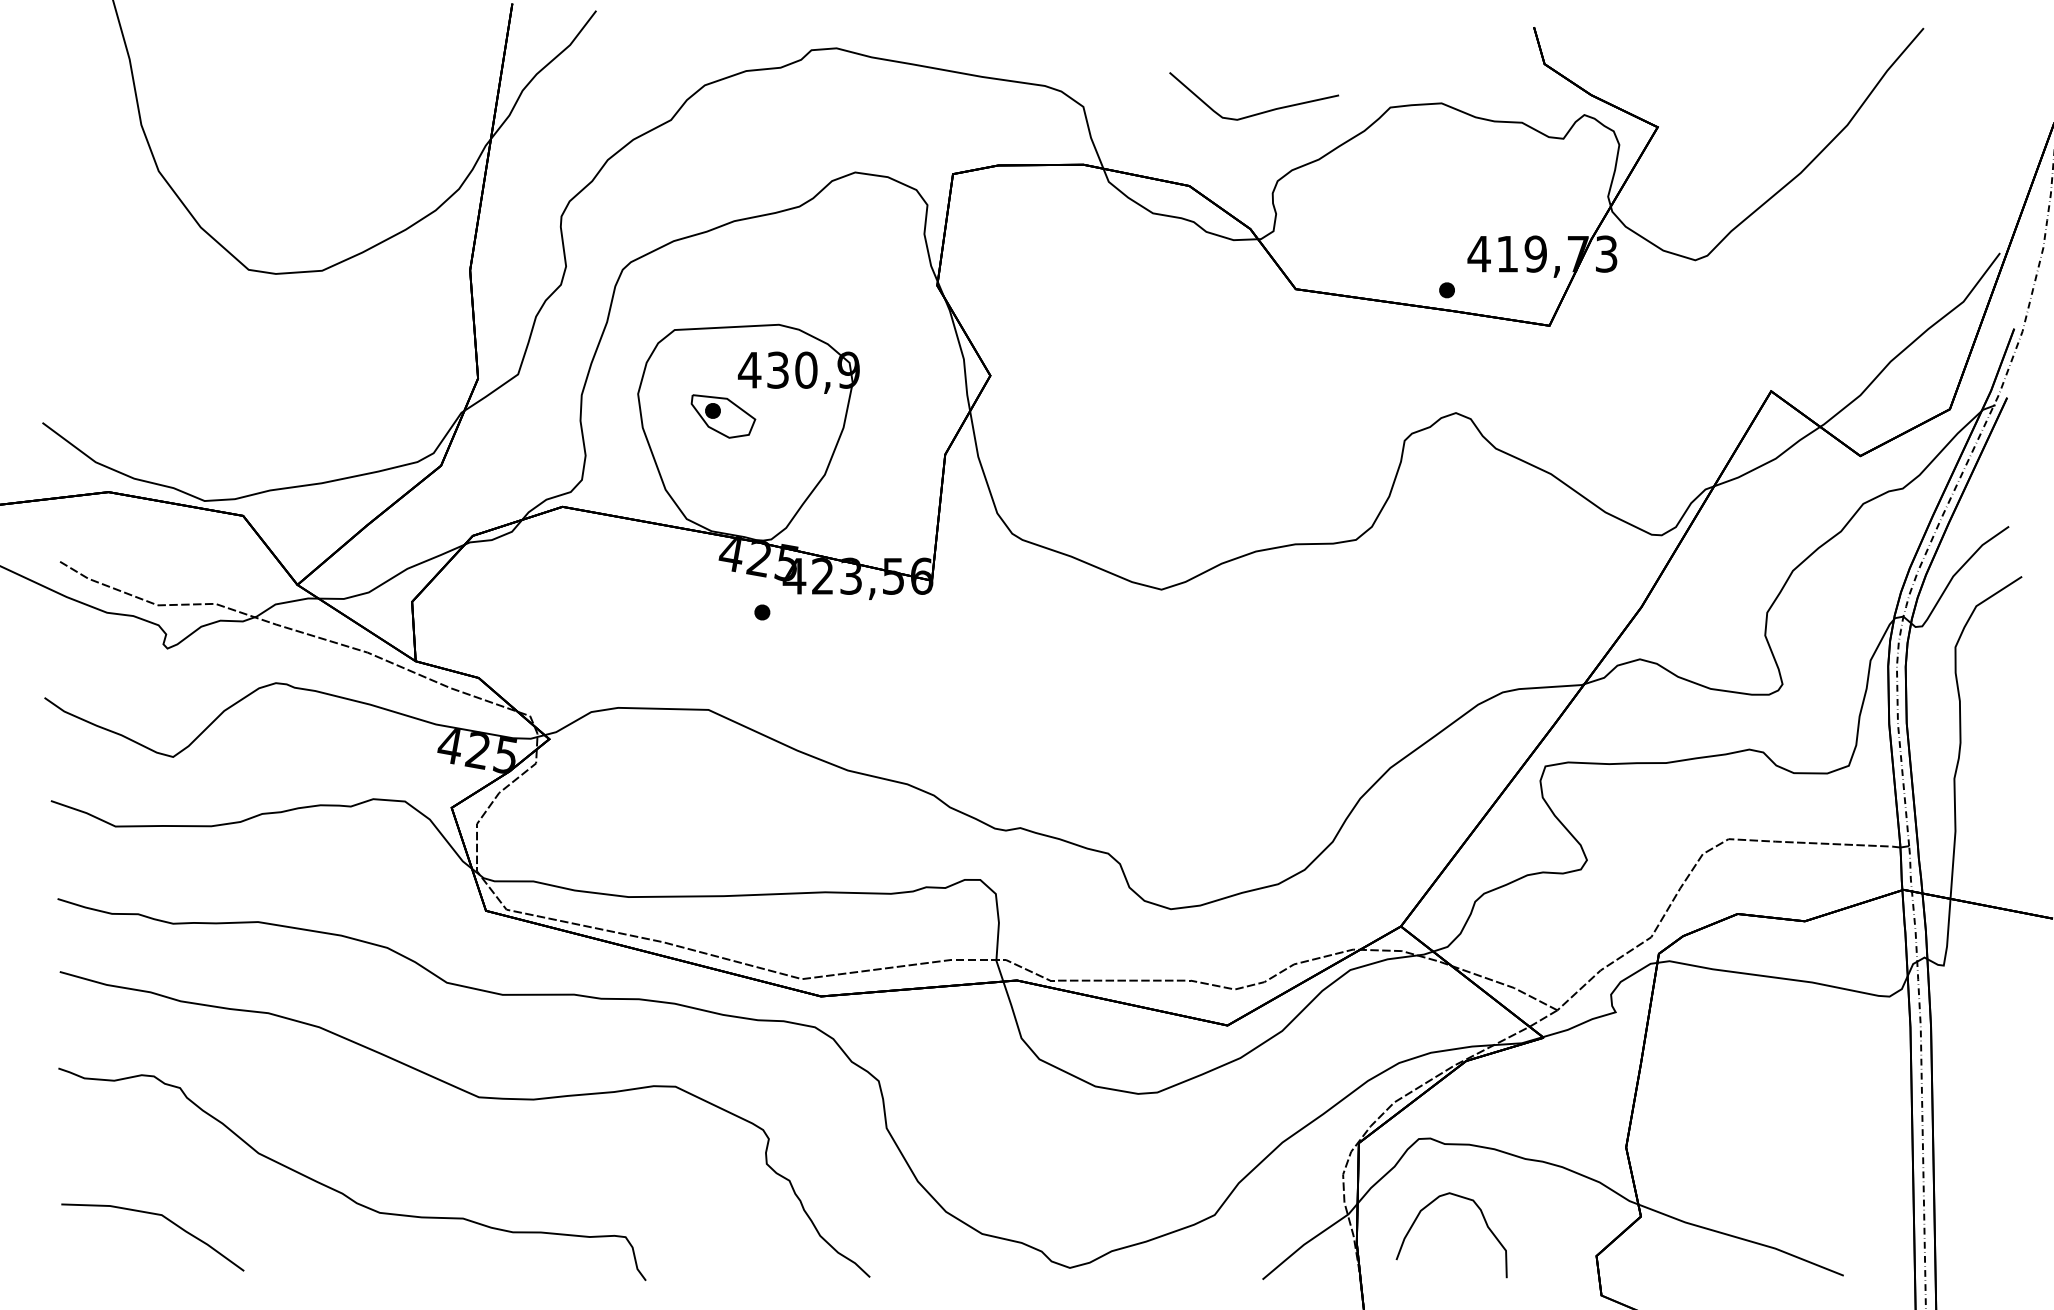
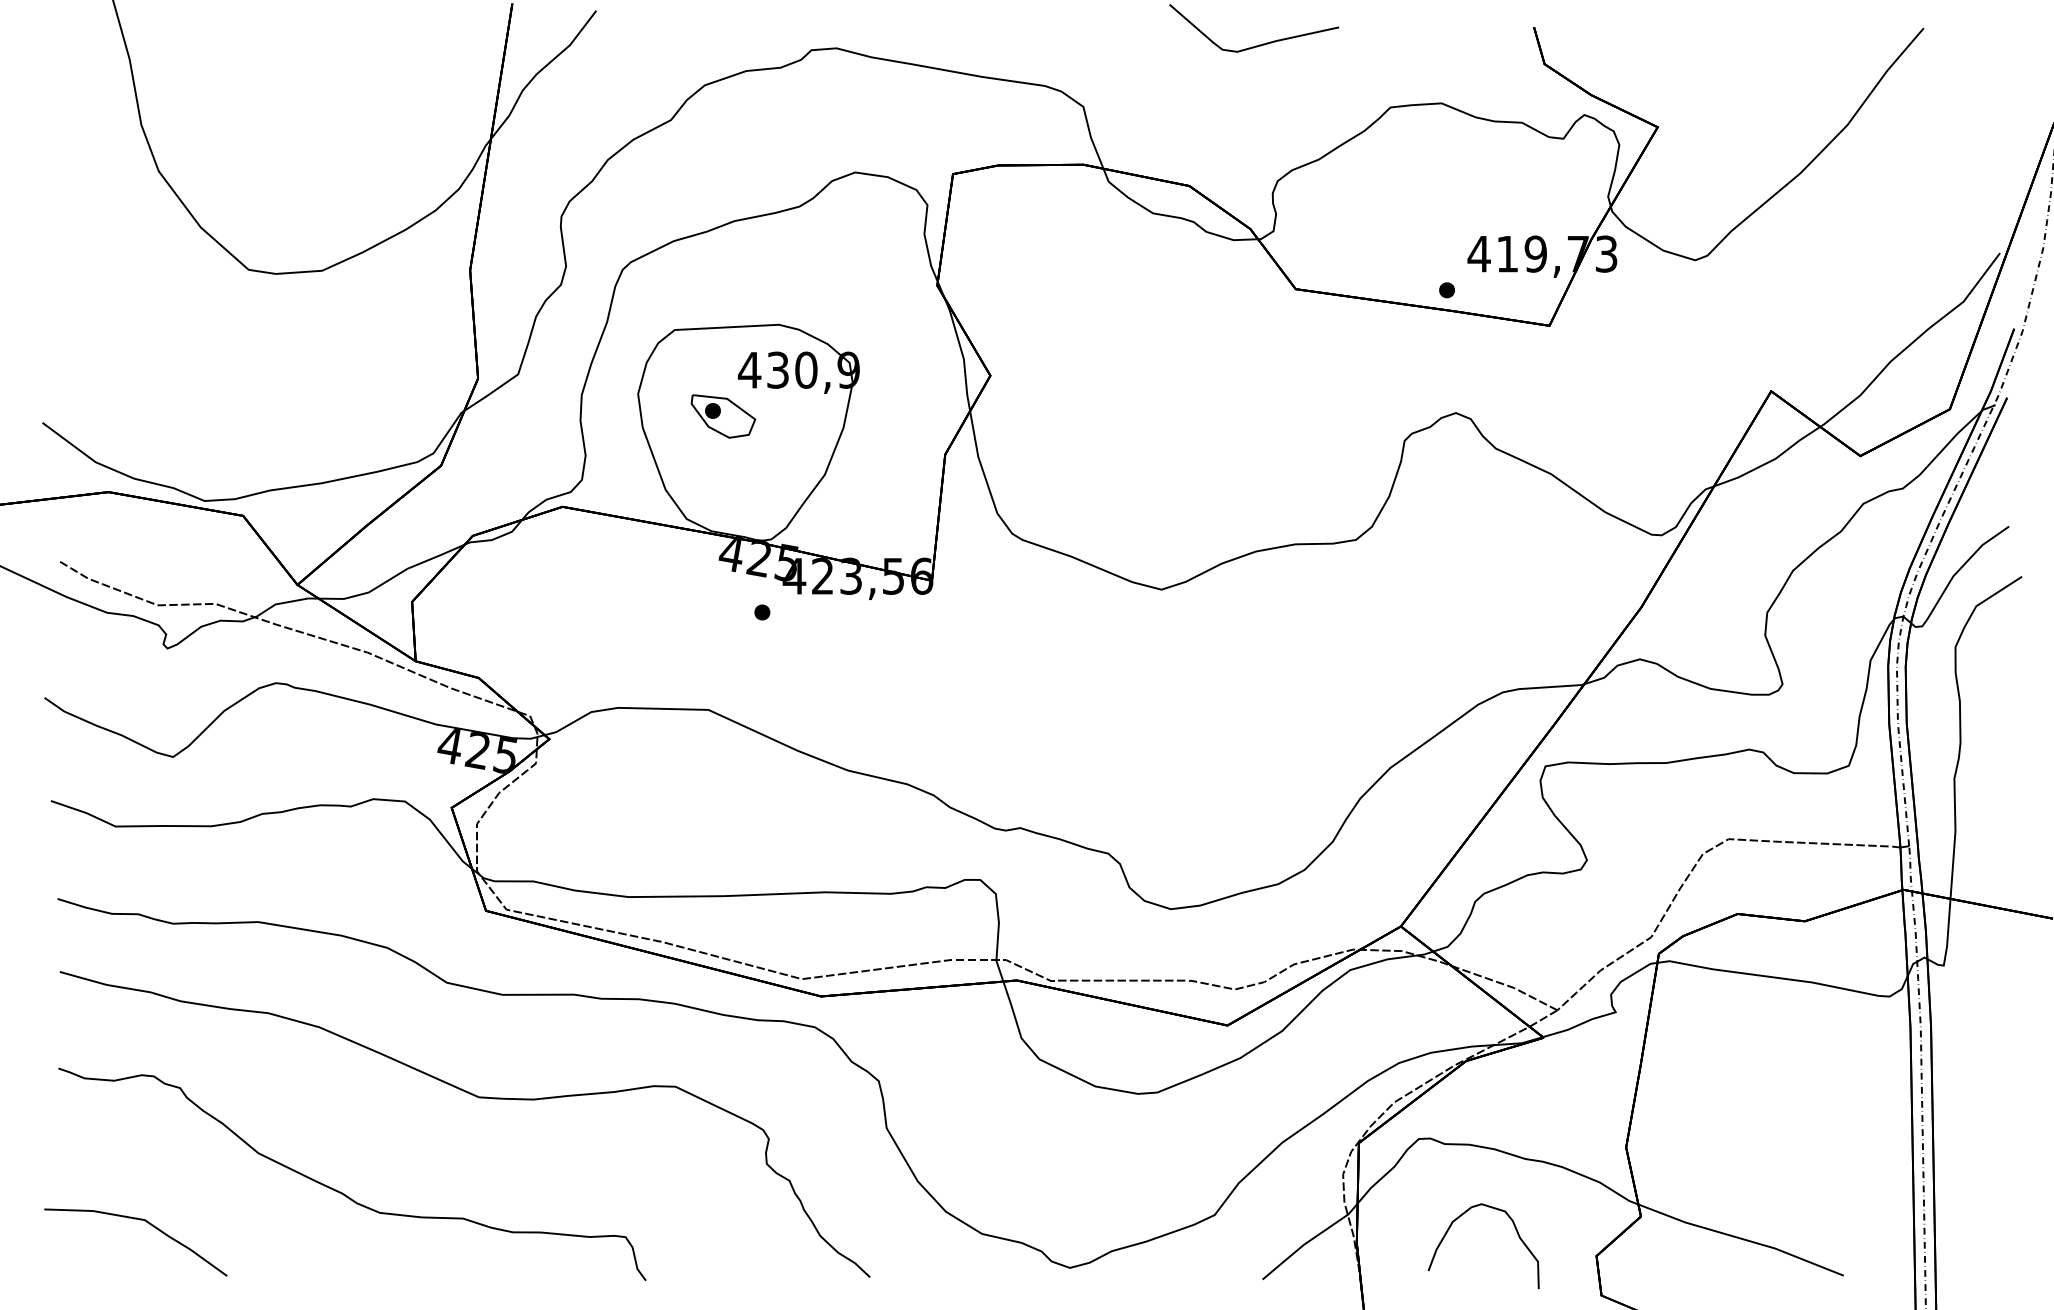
curve position: (1259, 112) -> (1259, 44) (1259, 44)
curve position: (156, 1215) -> (139, 1220) (139, 1220)
curve position: (1483, 1219) -> (1515, 1230) (1515, 1230)
